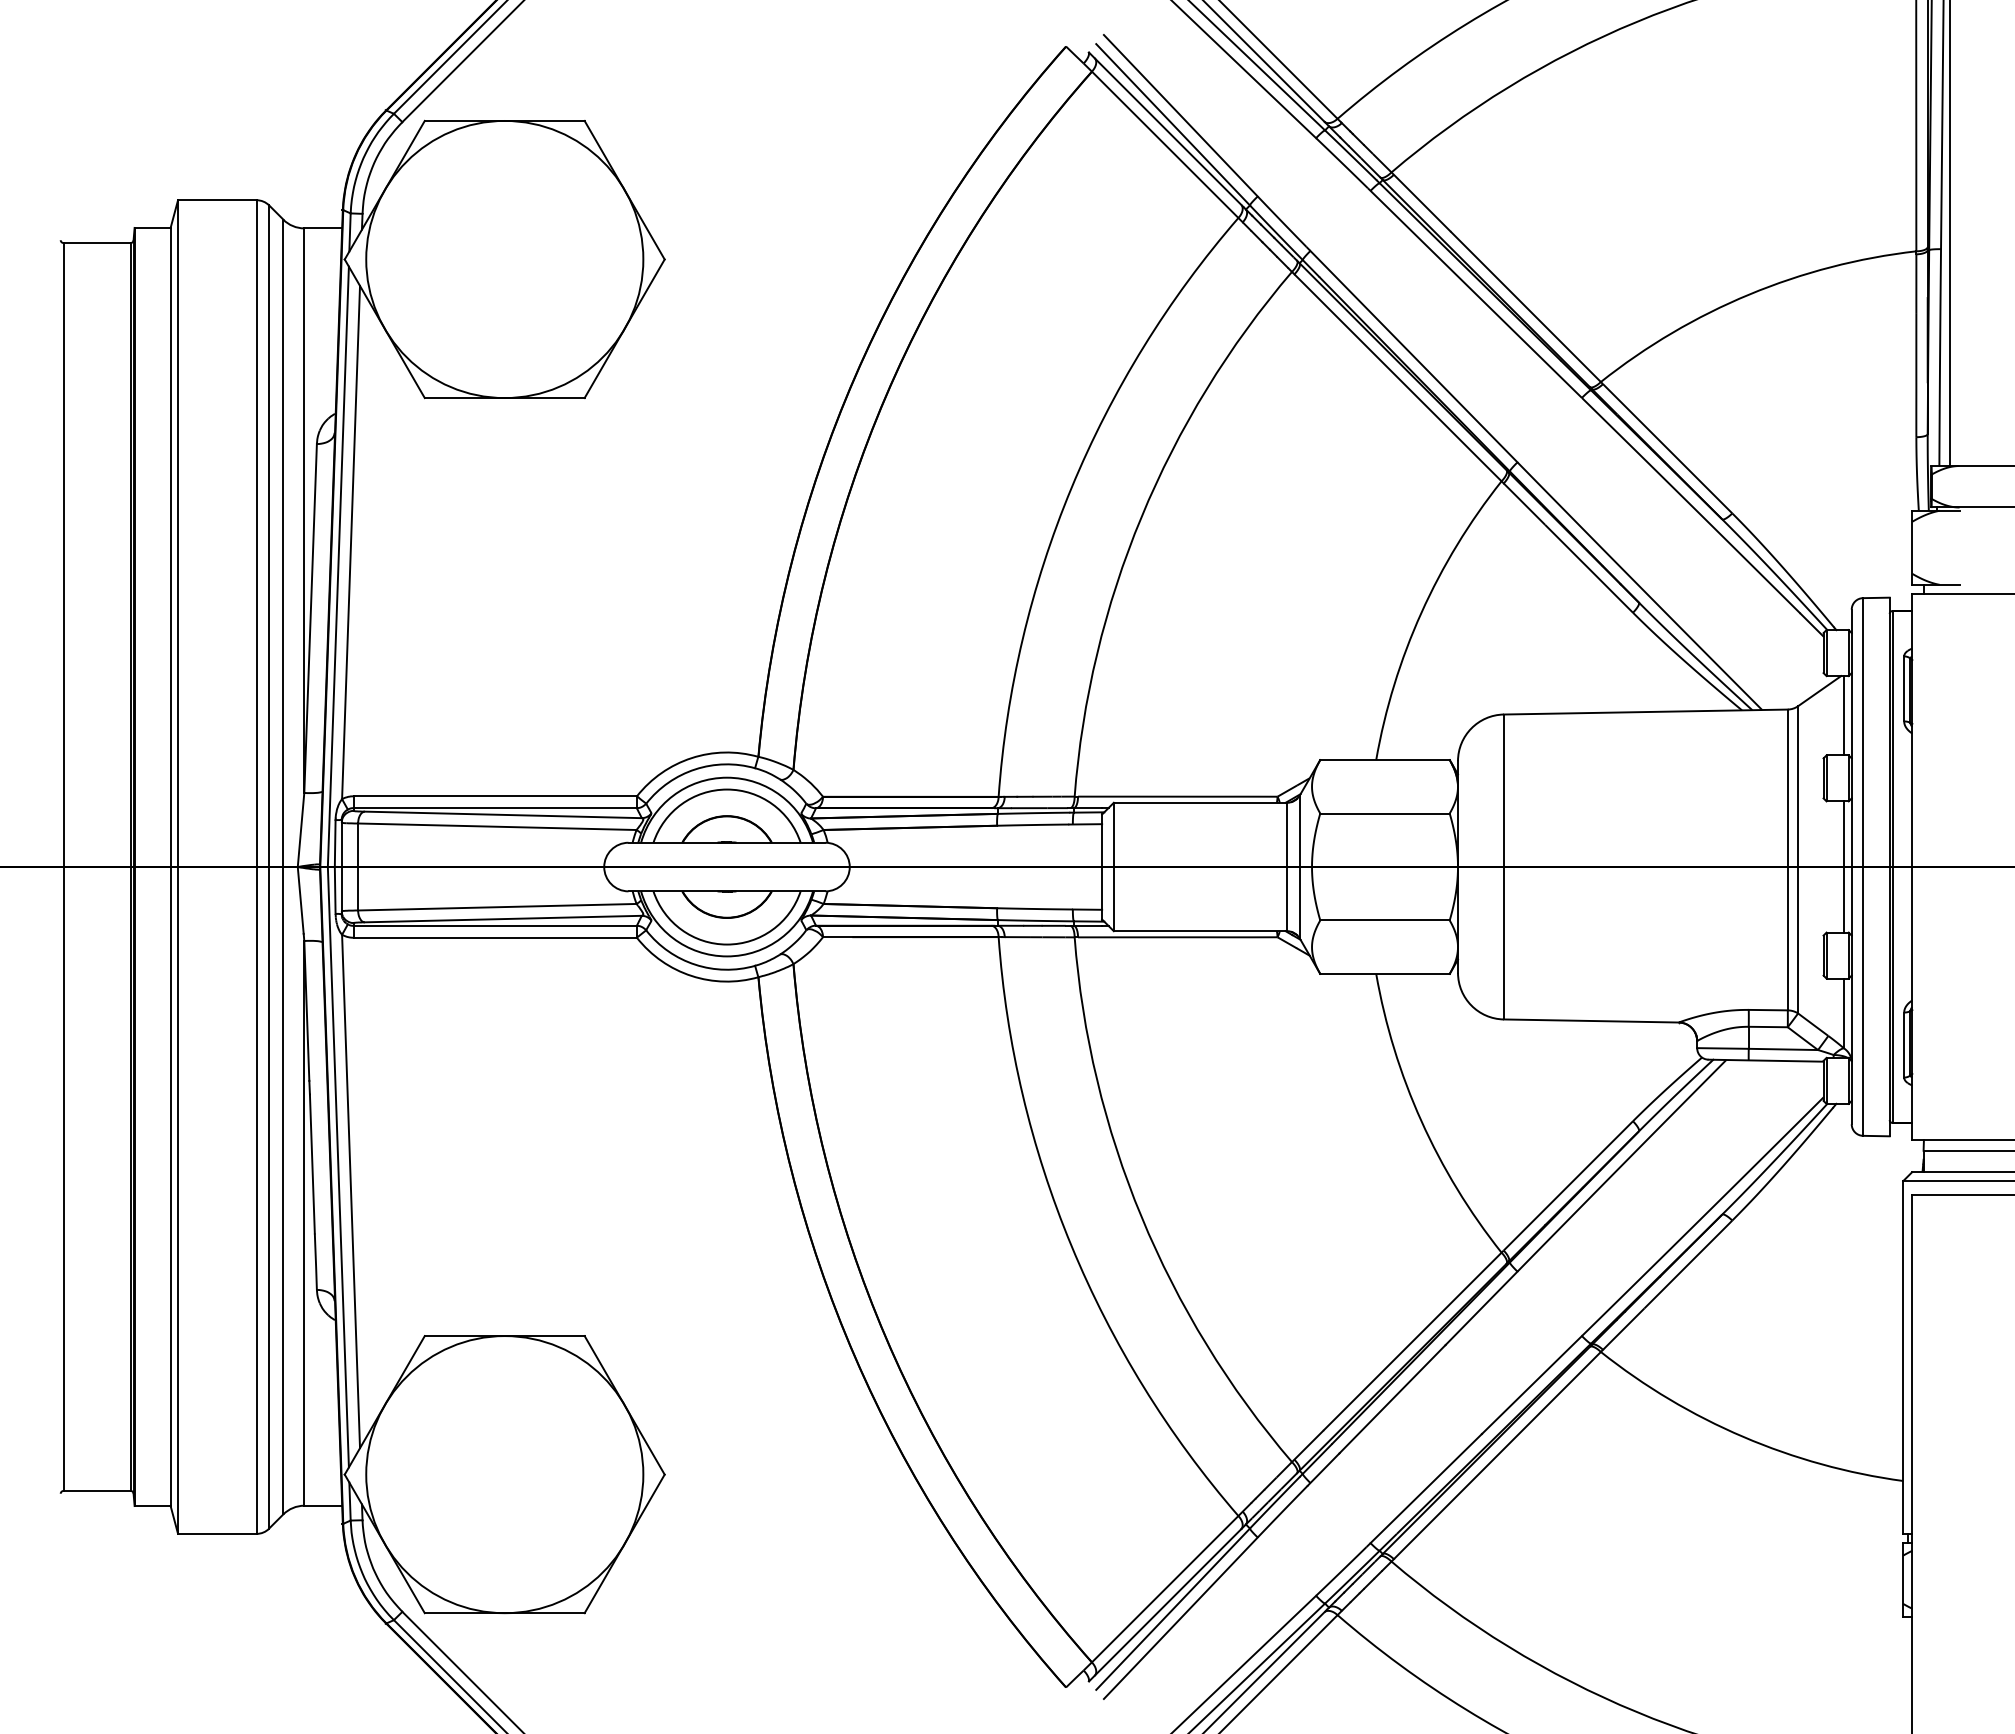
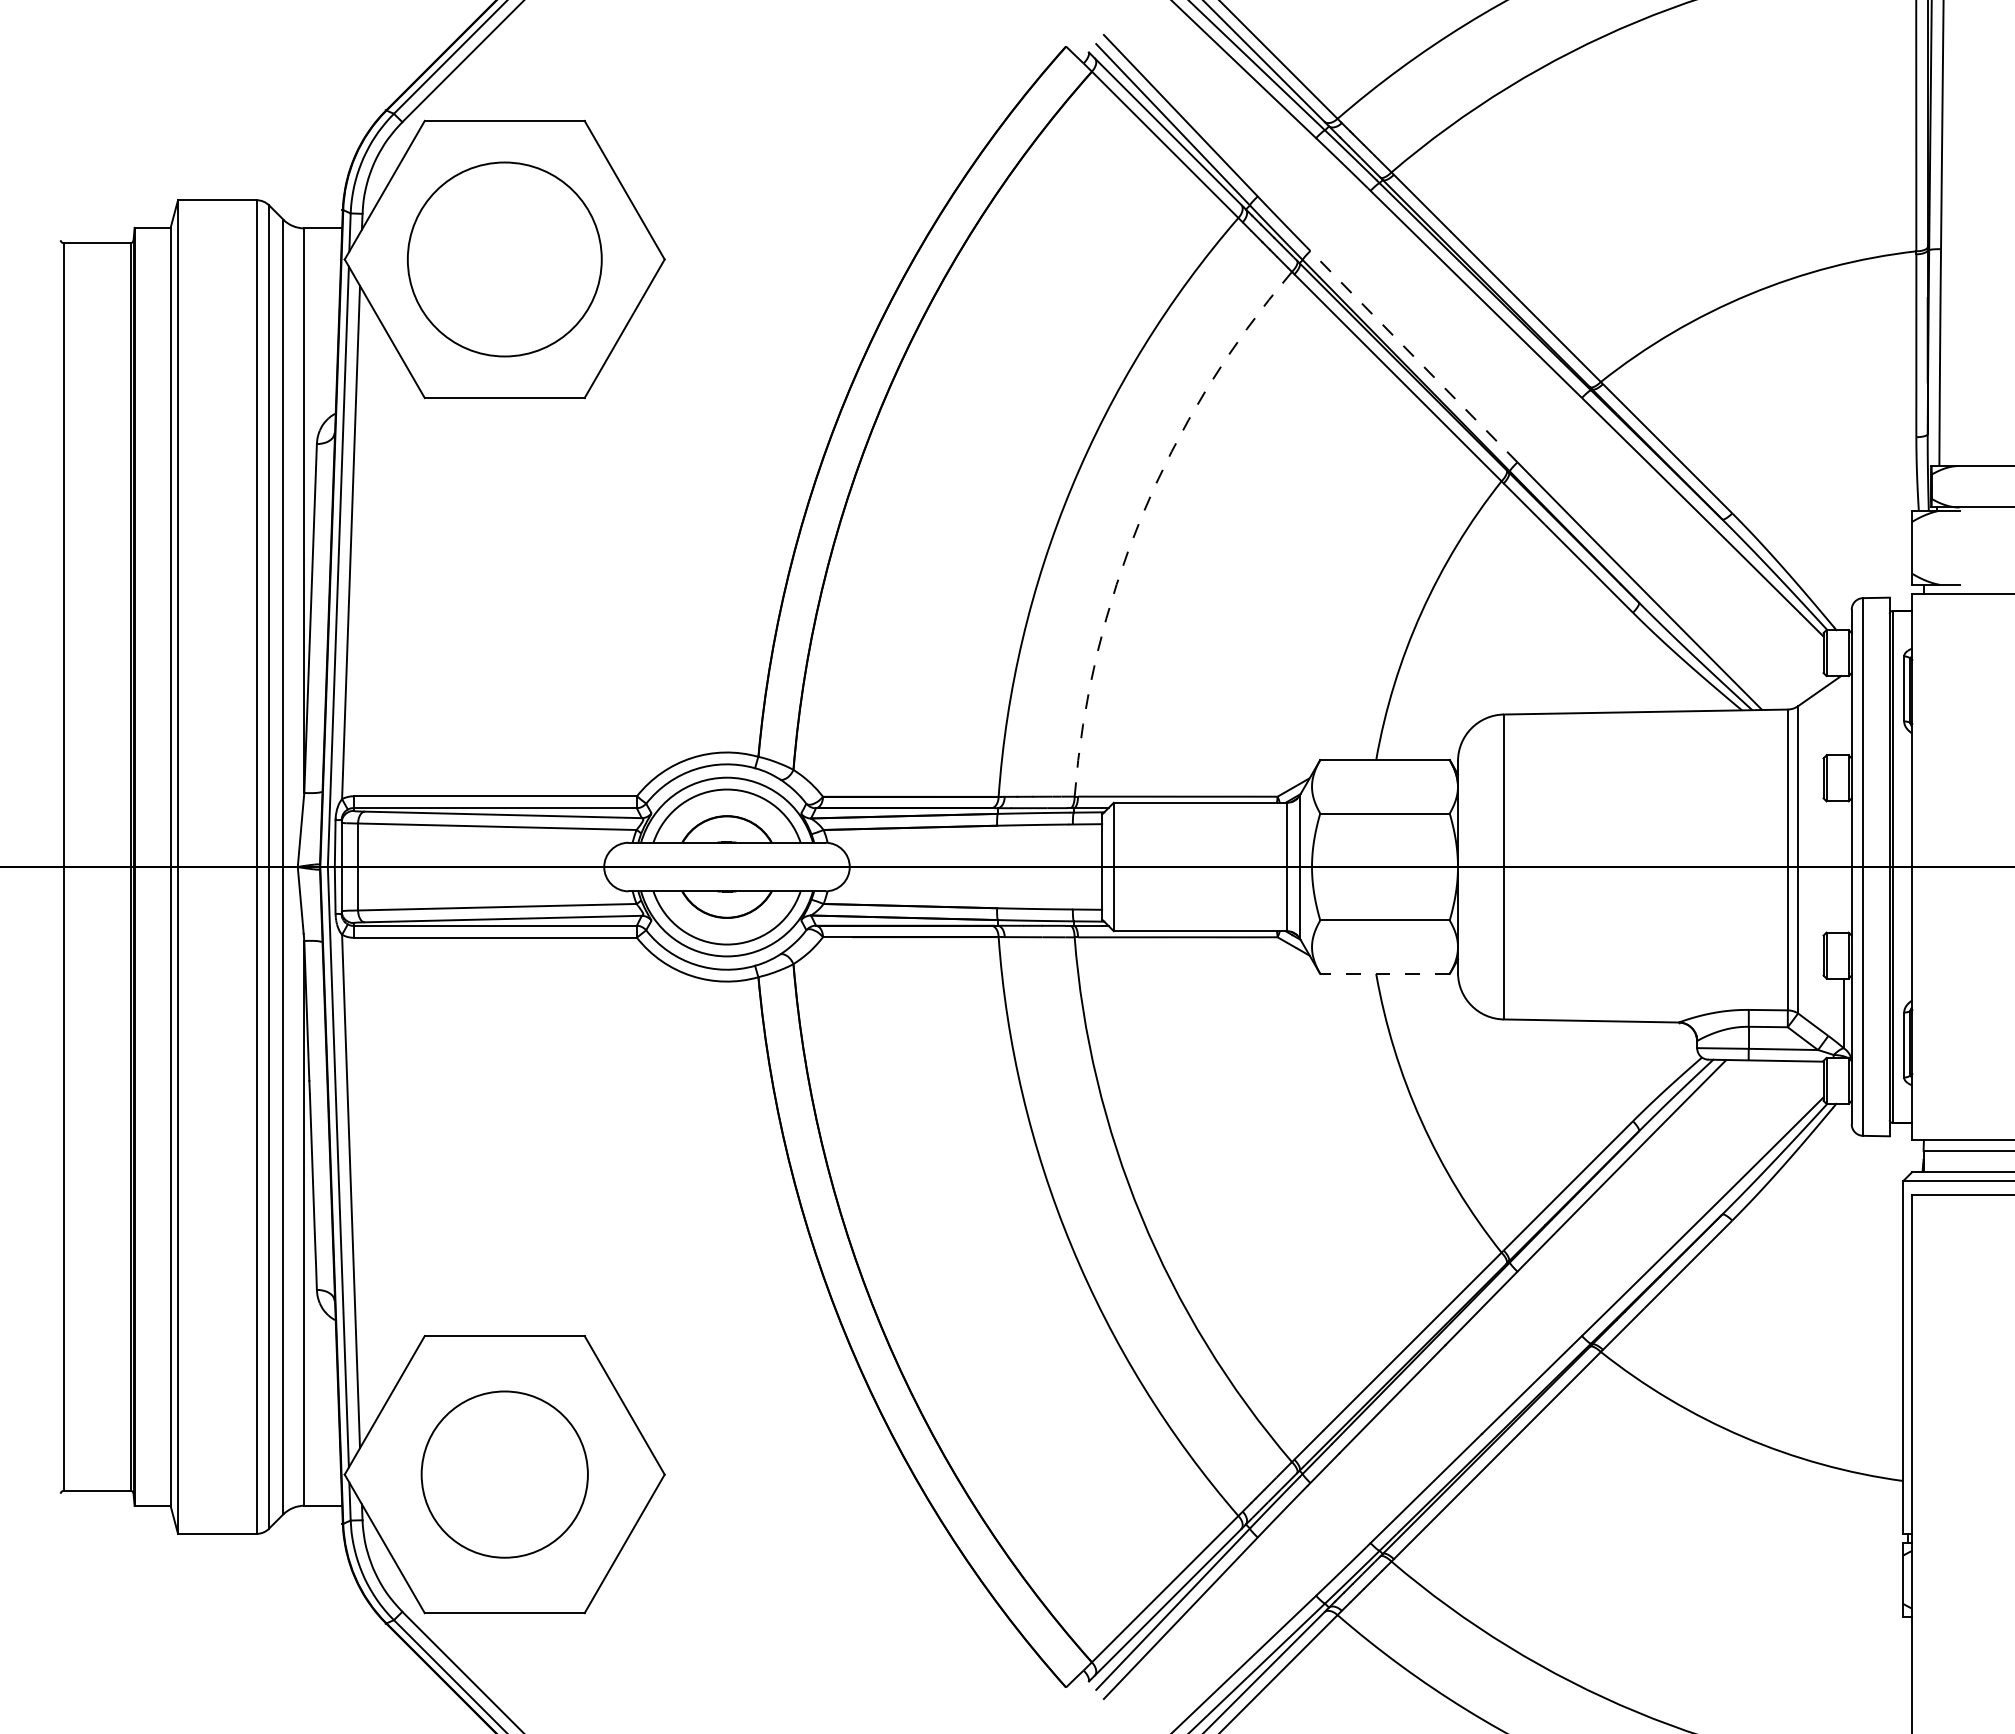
line: present -> none (1949, 234)
circle diameter: 277 px -> 194 px (504, 259)
line: solid -> dashed (1413, 356)
arc: solid -> dashed (1141, 516)
line: present -> none (1843, 715)
line: present -> none (1843, 866)
line: solid -> dashed (1385, 973)
circle diameter: 277 px -> 166 px (504, 1474)
